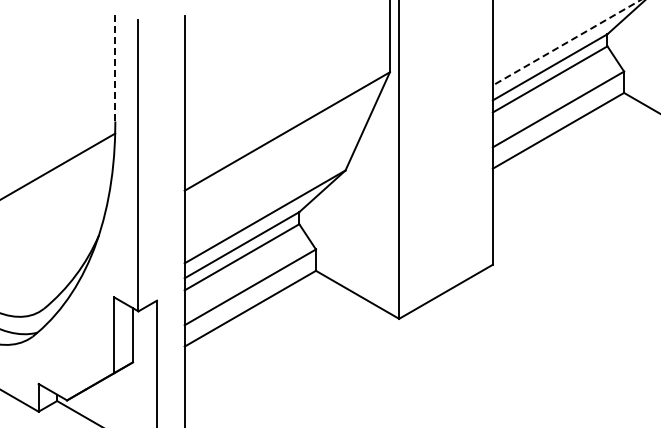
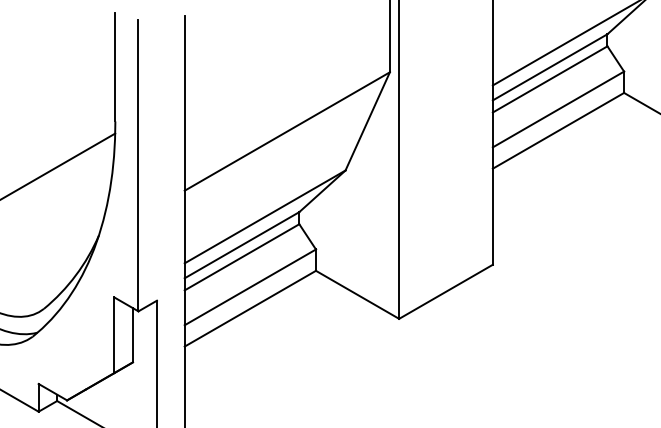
line: dashed -> solid (566, 43)
line: dashed -> solid (115, 66)
